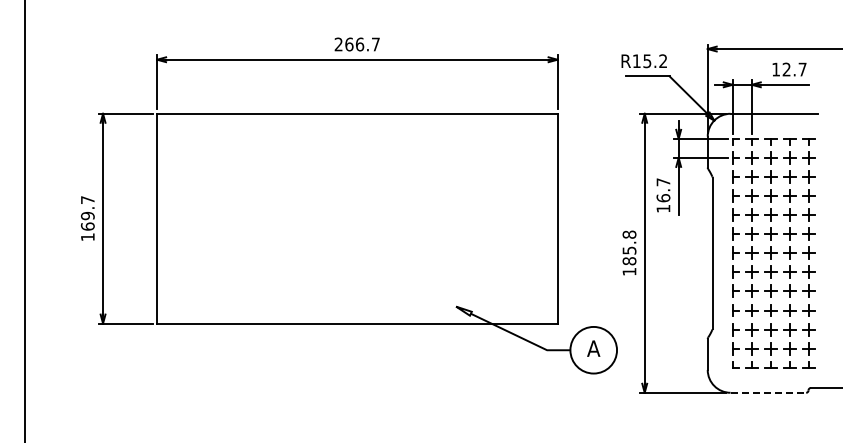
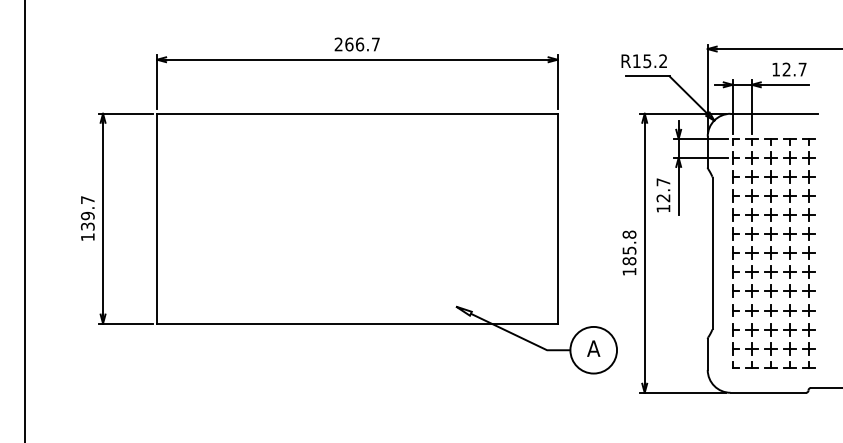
text: 16.7 -> 12.7 (663, 198)
text: 169.7 -> 139.7 (87, 226)
line: dashed -> solid (768, 392)
